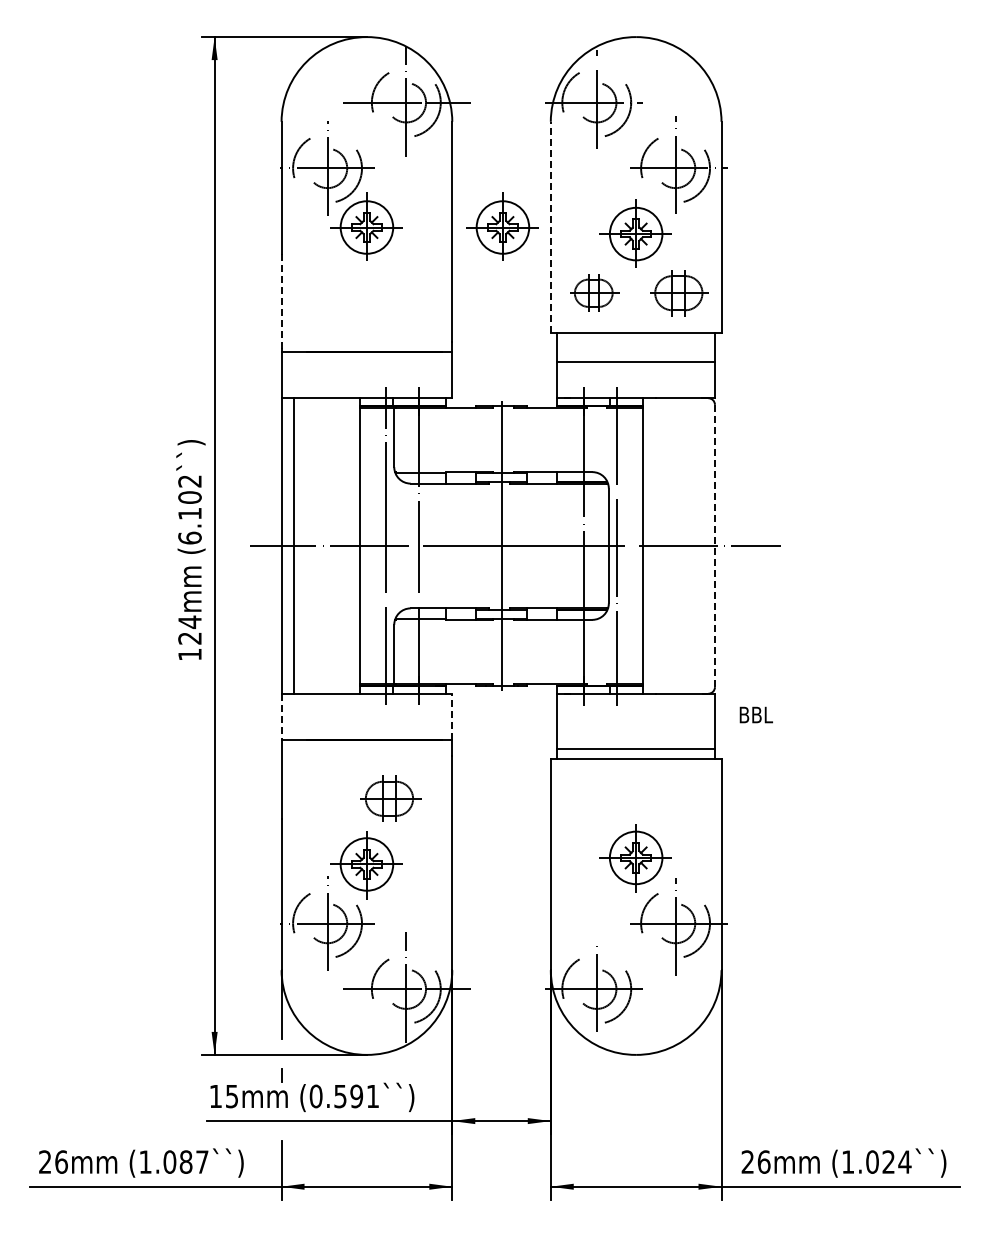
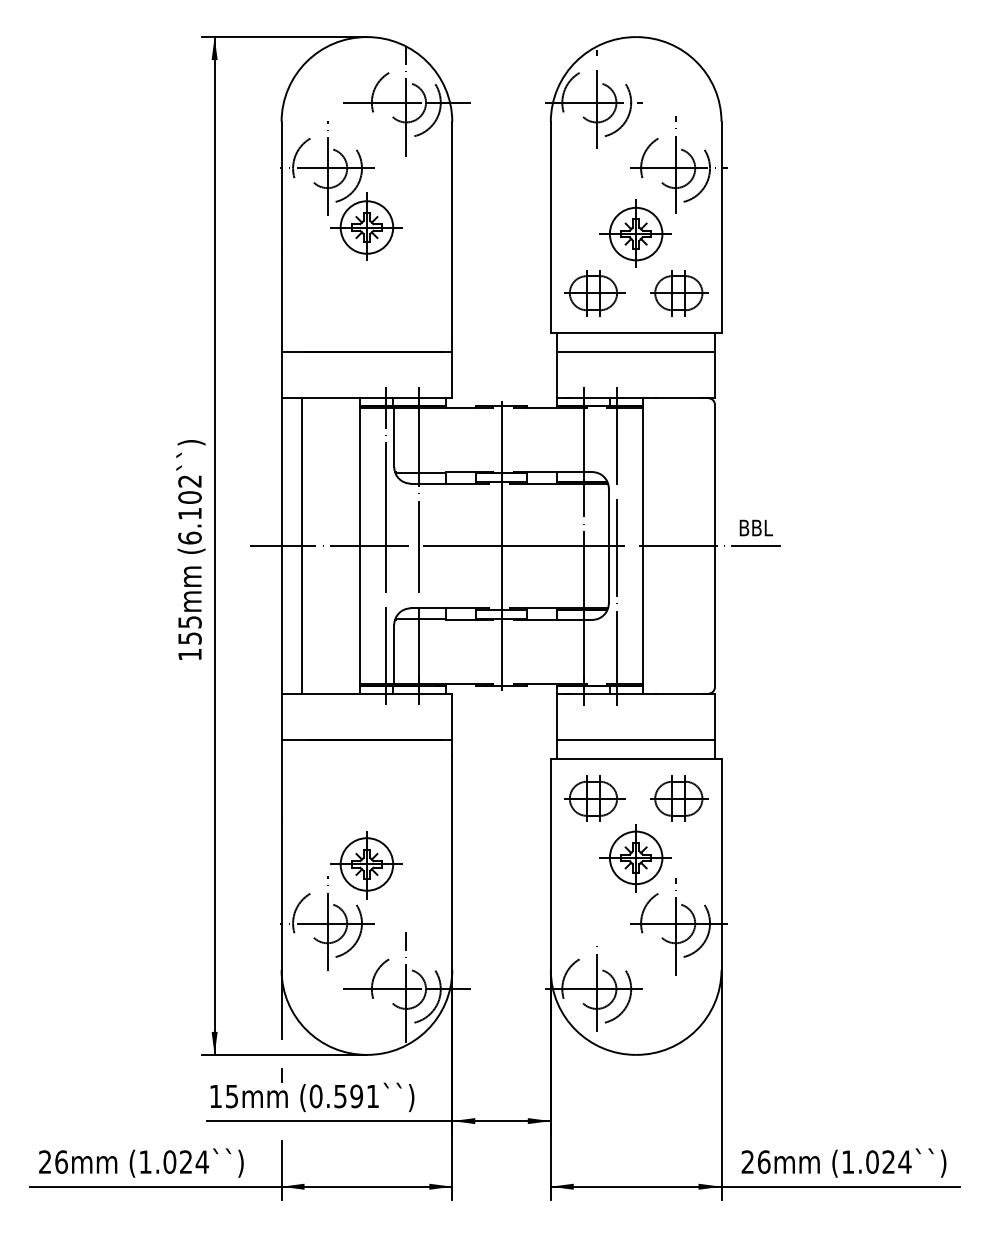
part: present -> none (502, 226)
line: dashed -> solid (550, 226)
part size: 50x38 px -> 62x47 px (594, 293)
line: dashed -> solid (281, 301)
line position: (635, 362) -> (635, 352) (635, 352)
line position: (293, 545) -> (301, 545) (301, 545)
line: dashed -> solid (714, 546)
text: 124mm -> 155mm (189, 629)
text position: (755, 714) -> (755, 527) (755, 527)
line: dashed -> solid (281, 716)
line: dashed -> solid (452, 716)
line position: (635, 748) -> (635, 739) (635, 739)
part position: (390, 798) -> (594, 798) (594, 798)
part: none -> present (679, 798)
text: 1.087 -> 1.024 (194, 1161)
